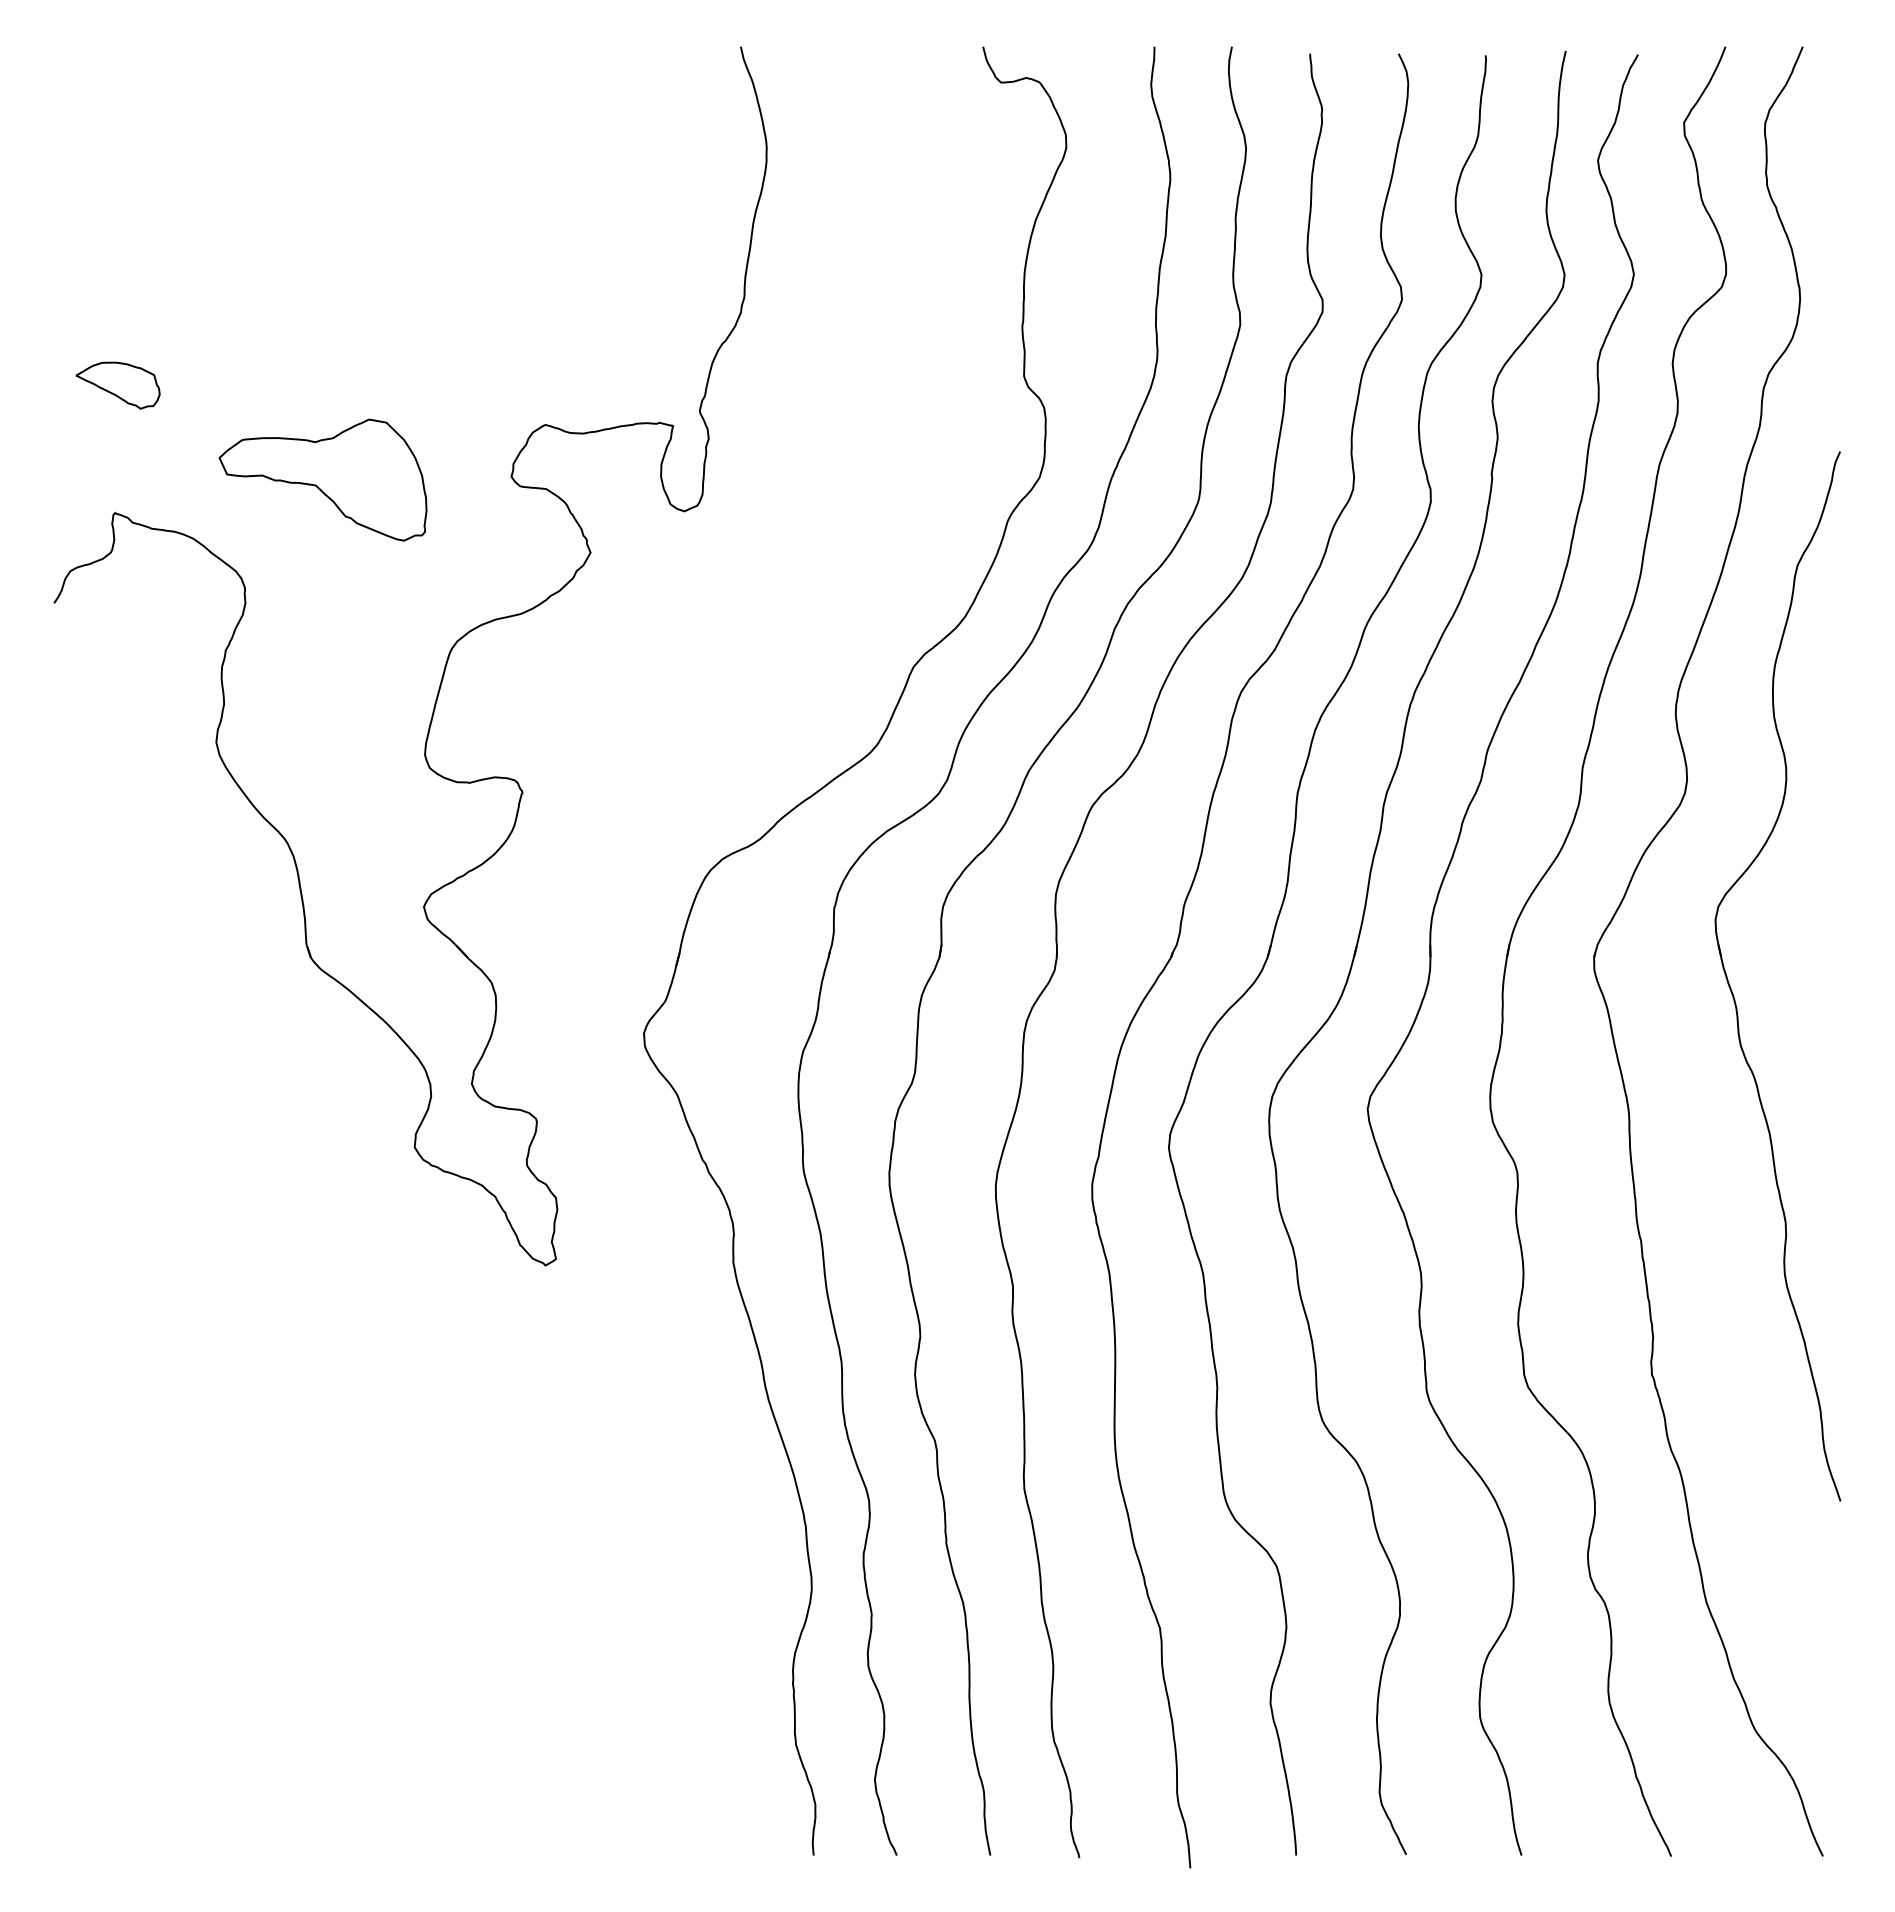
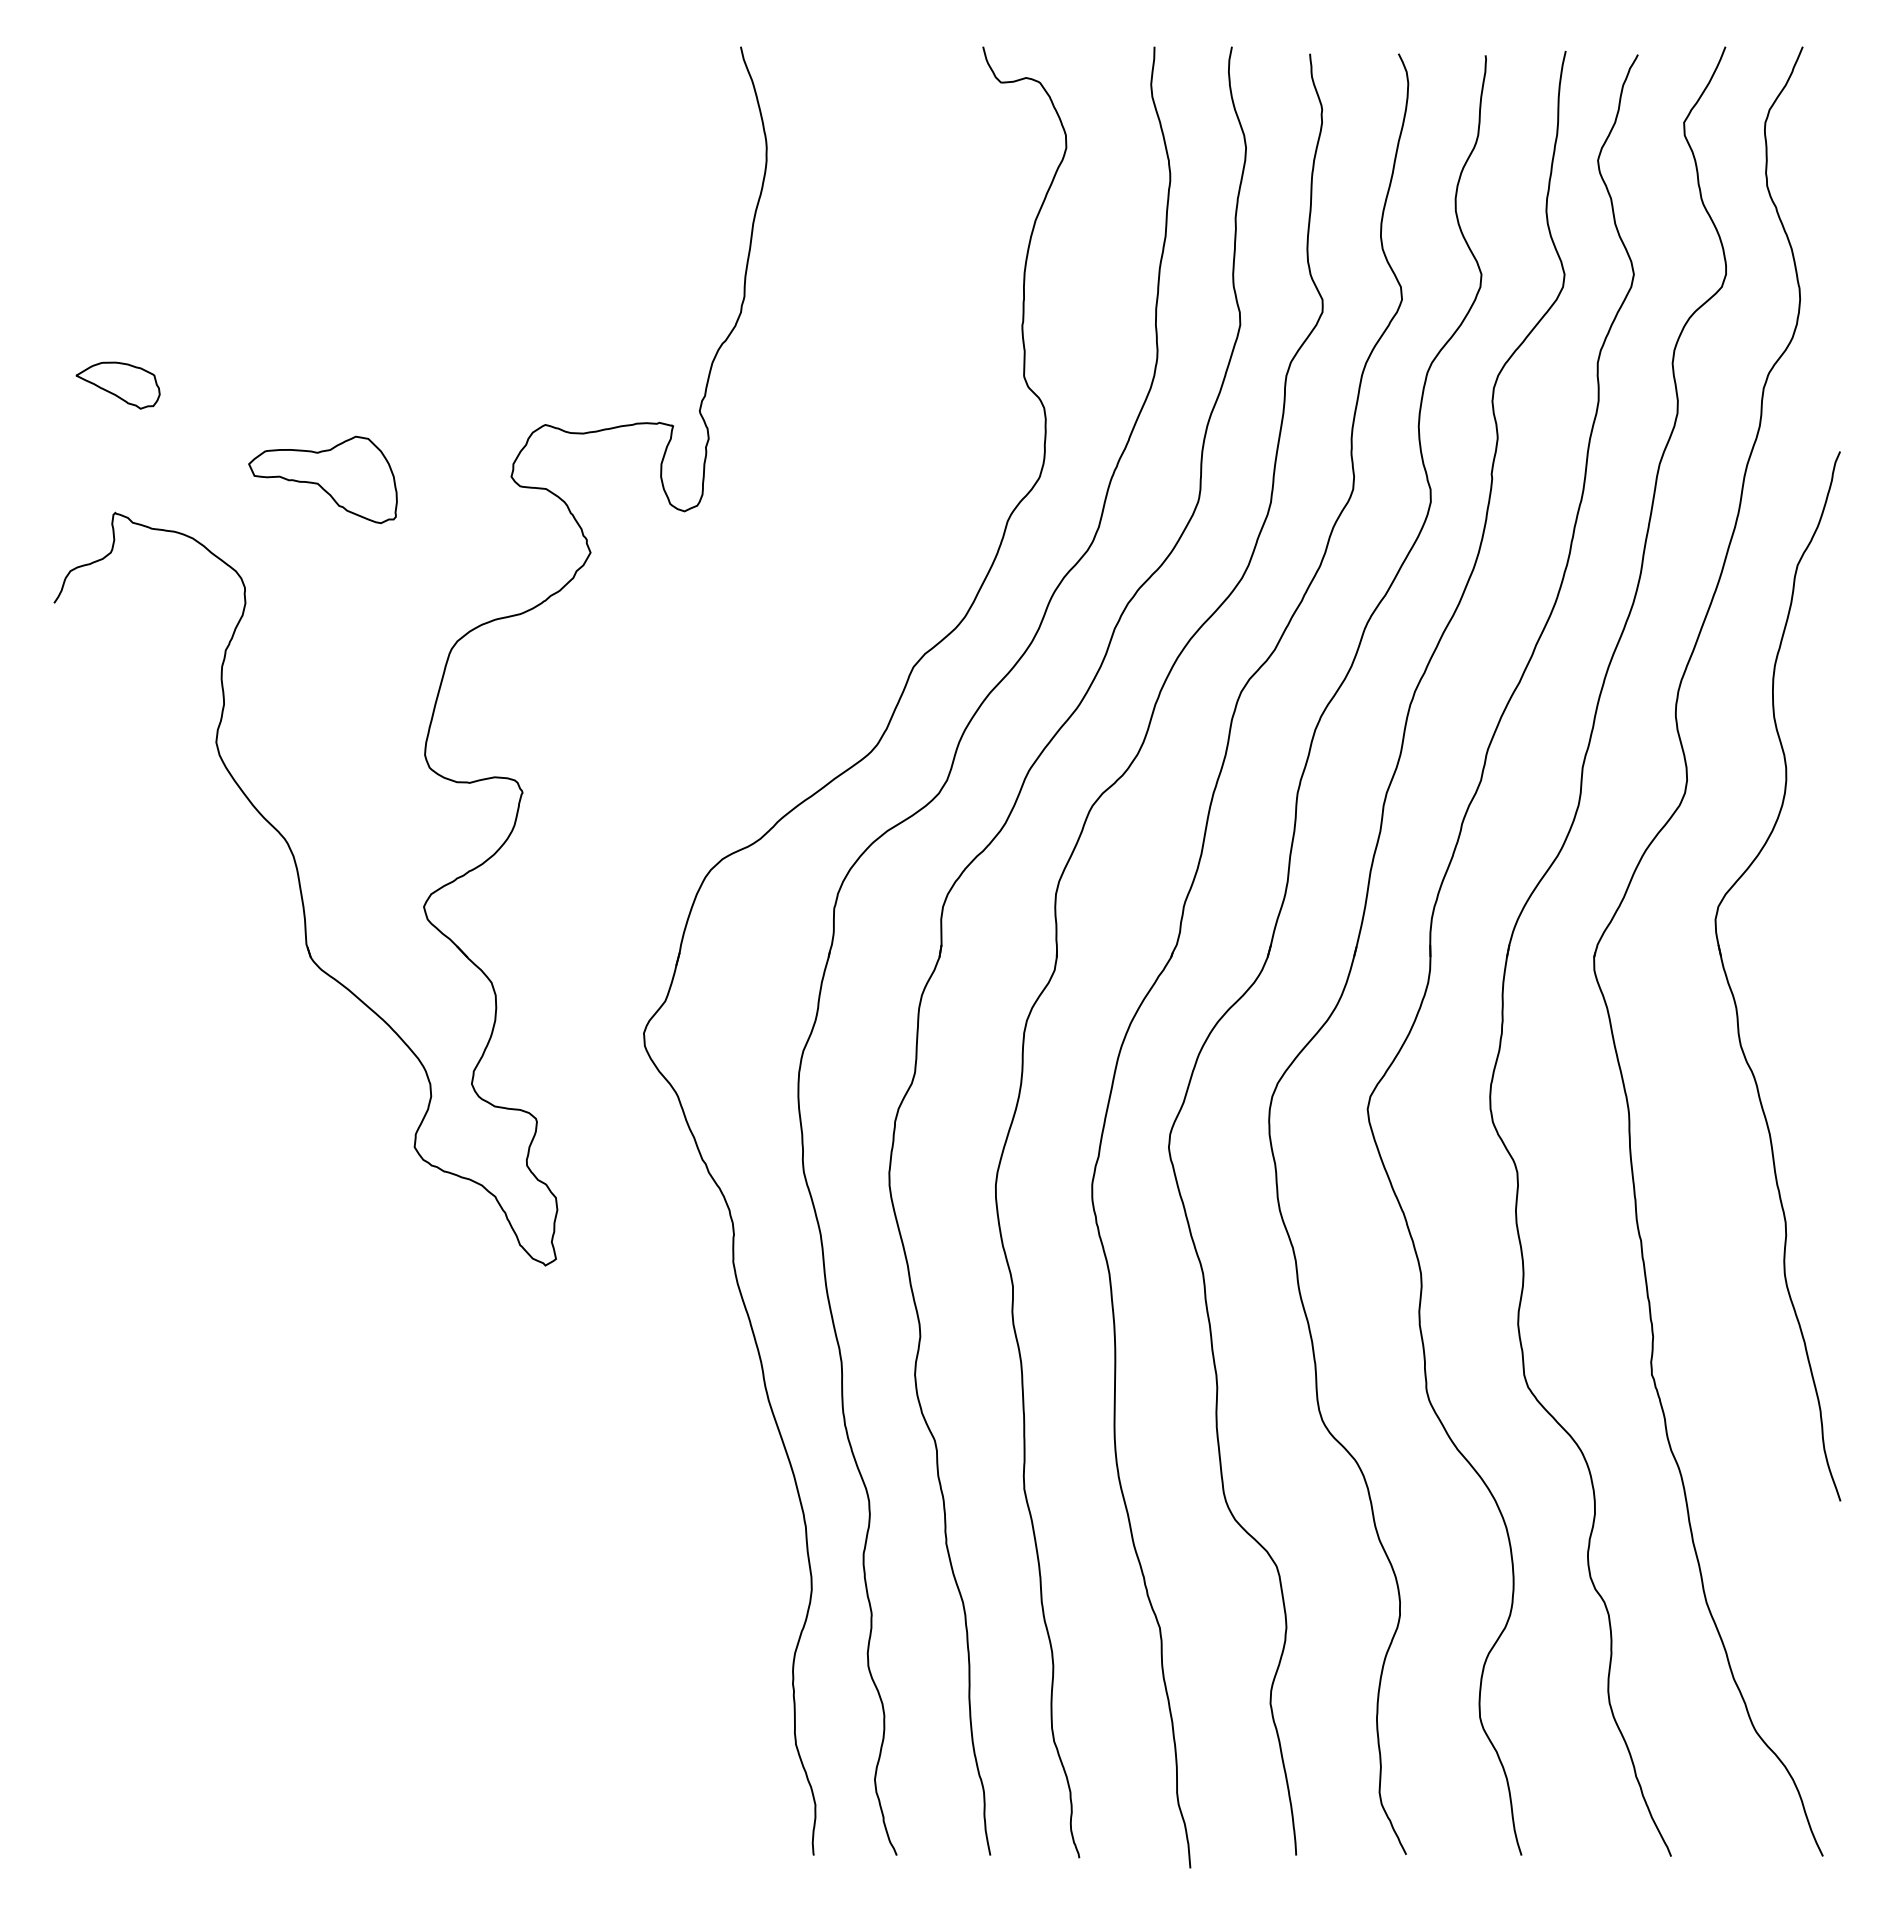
part size: 210x124 px -> 150x89 px (322, 479)
